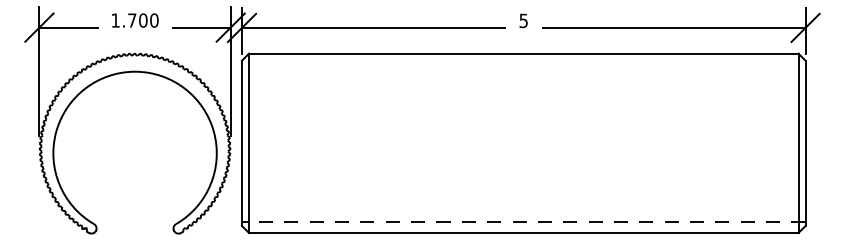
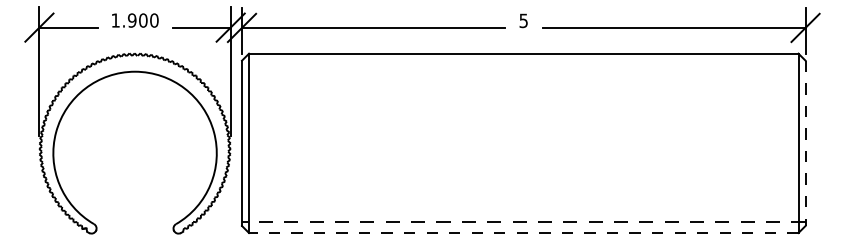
text: 1.700 -> 1.900 (132, 20)
line: solid -> dashed (805, 143)
line: solid -> dashed (523, 233)
